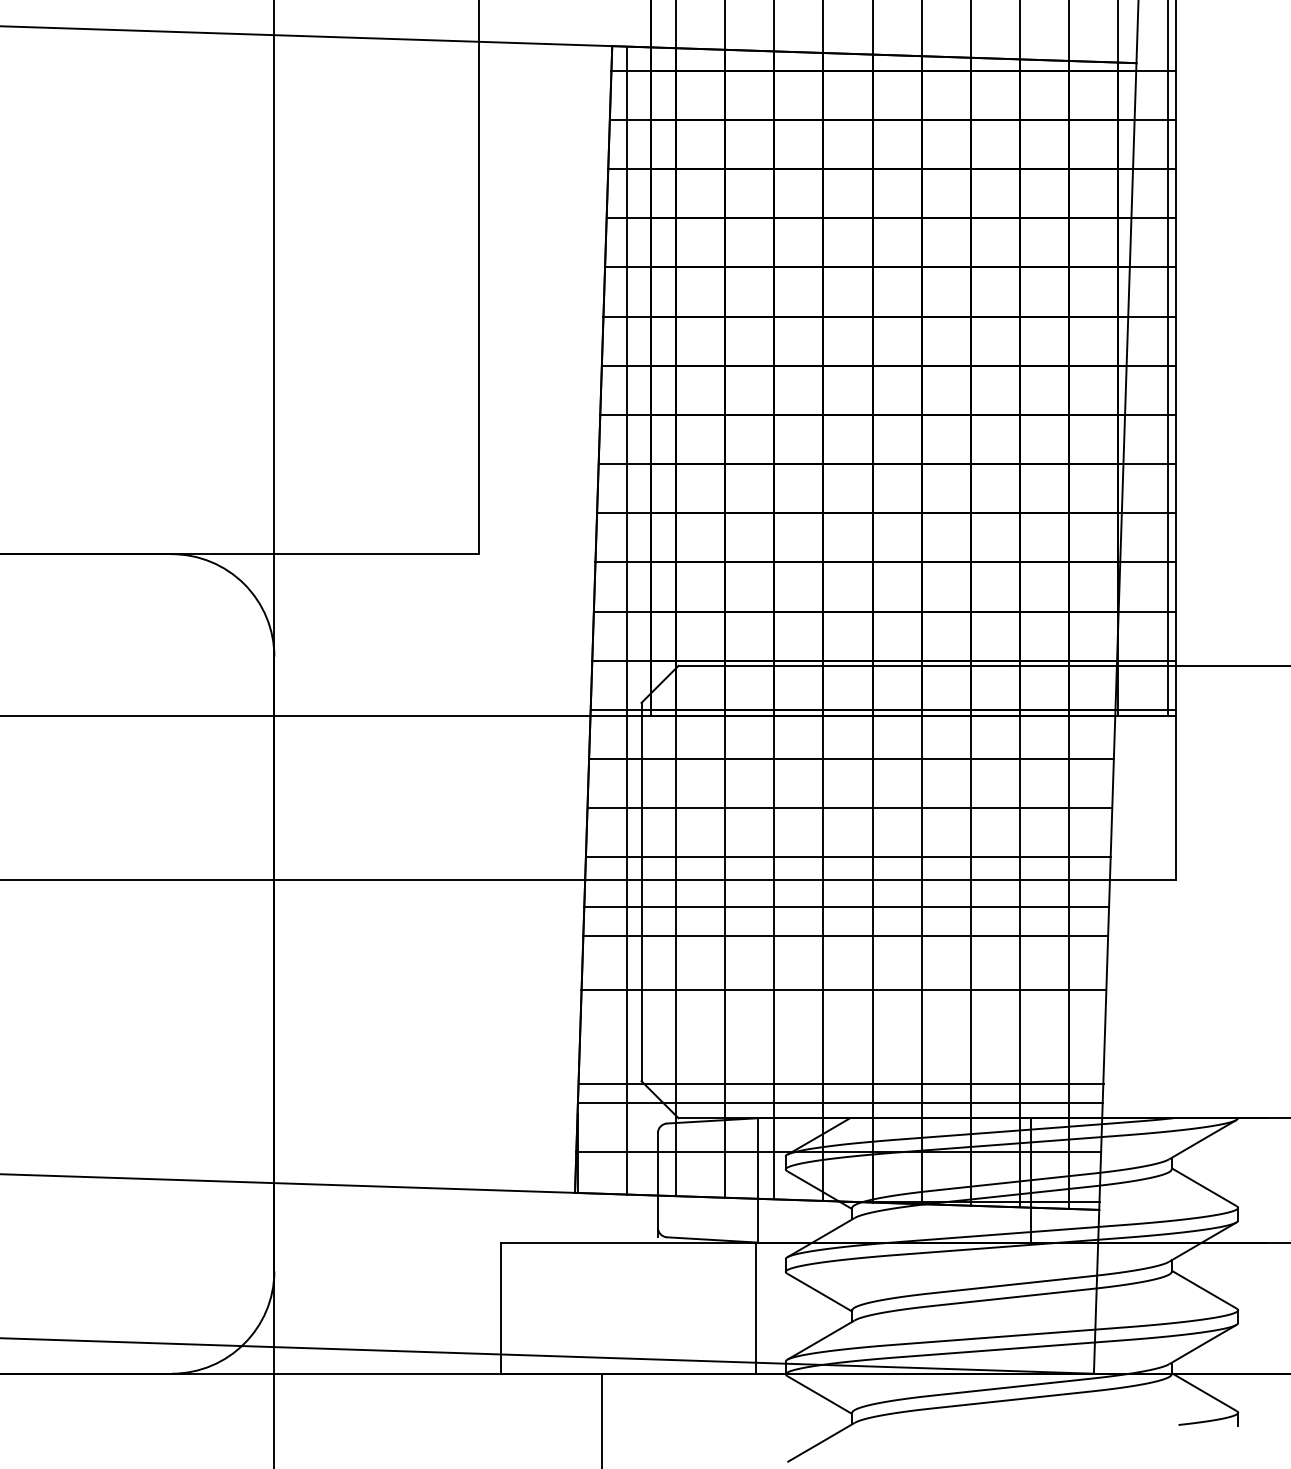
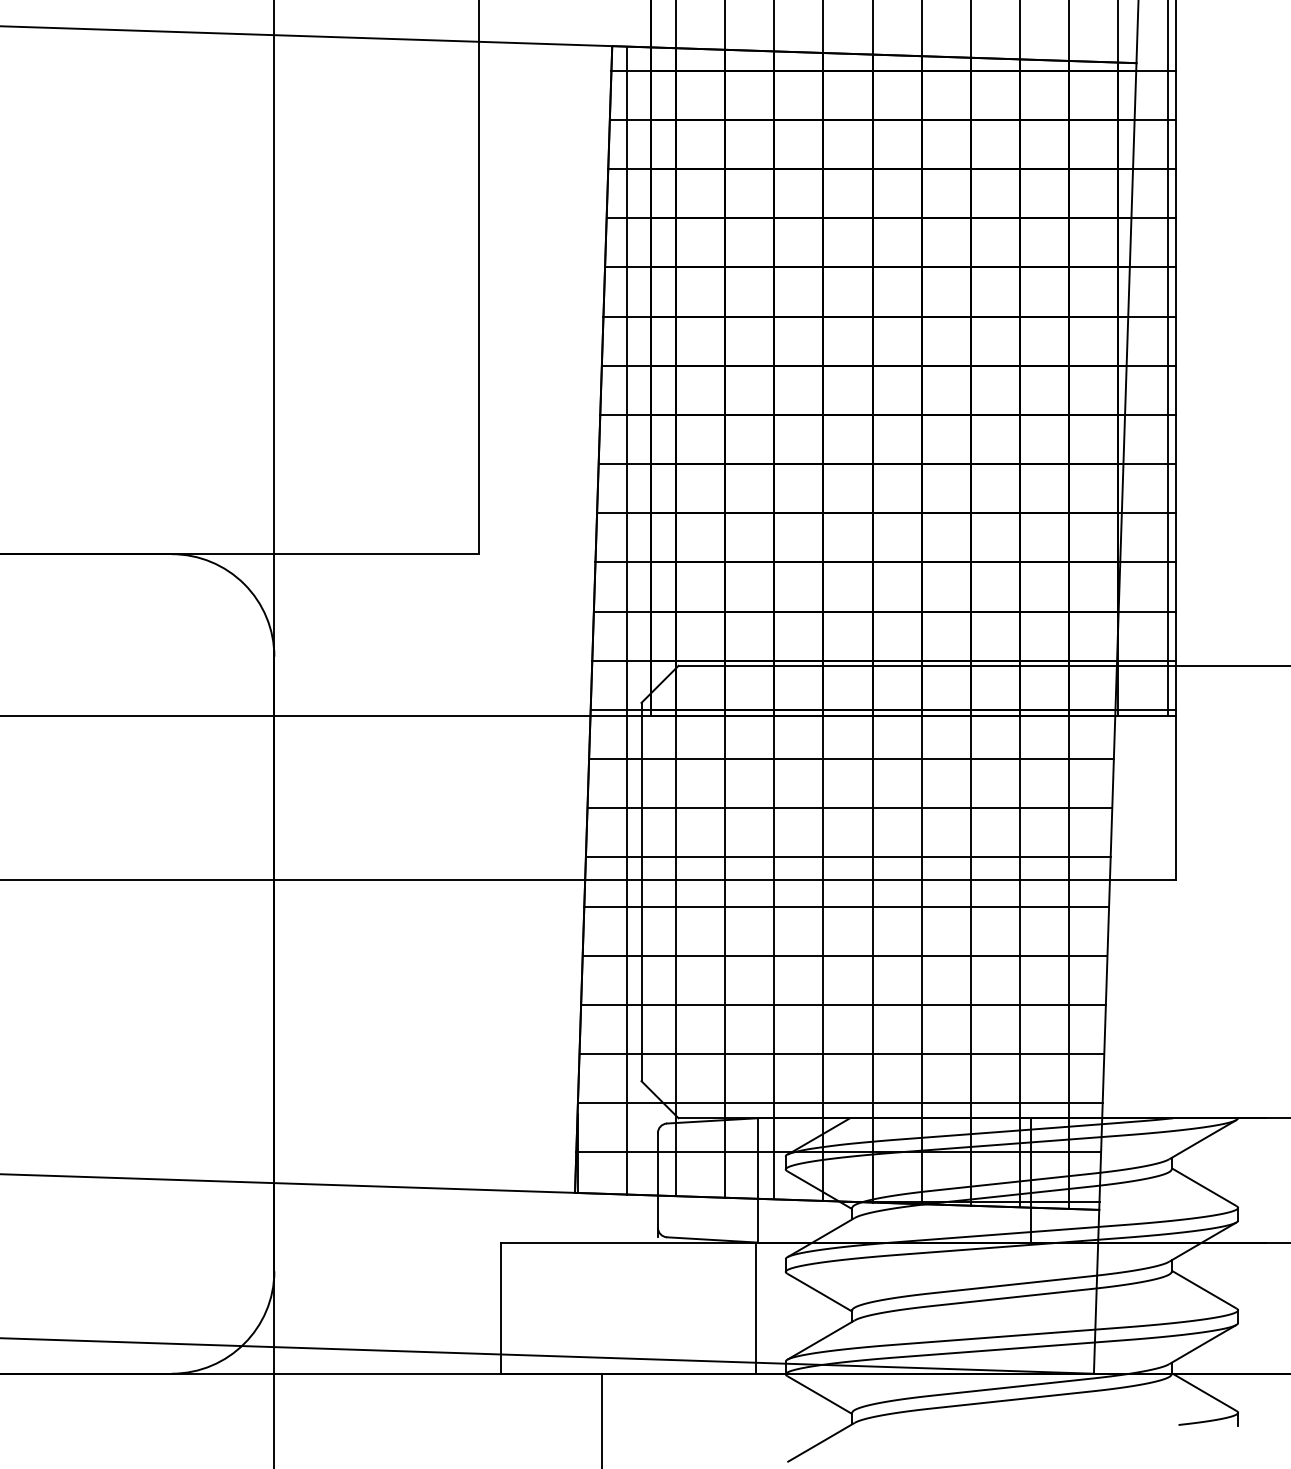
line position: (844, 935) -> (844, 955) (844, 955)
line position: (843, 989) -> (843, 1004) (843, 1004)
line position: (841, 1084) -> (841, 1054) (841, 1054)
